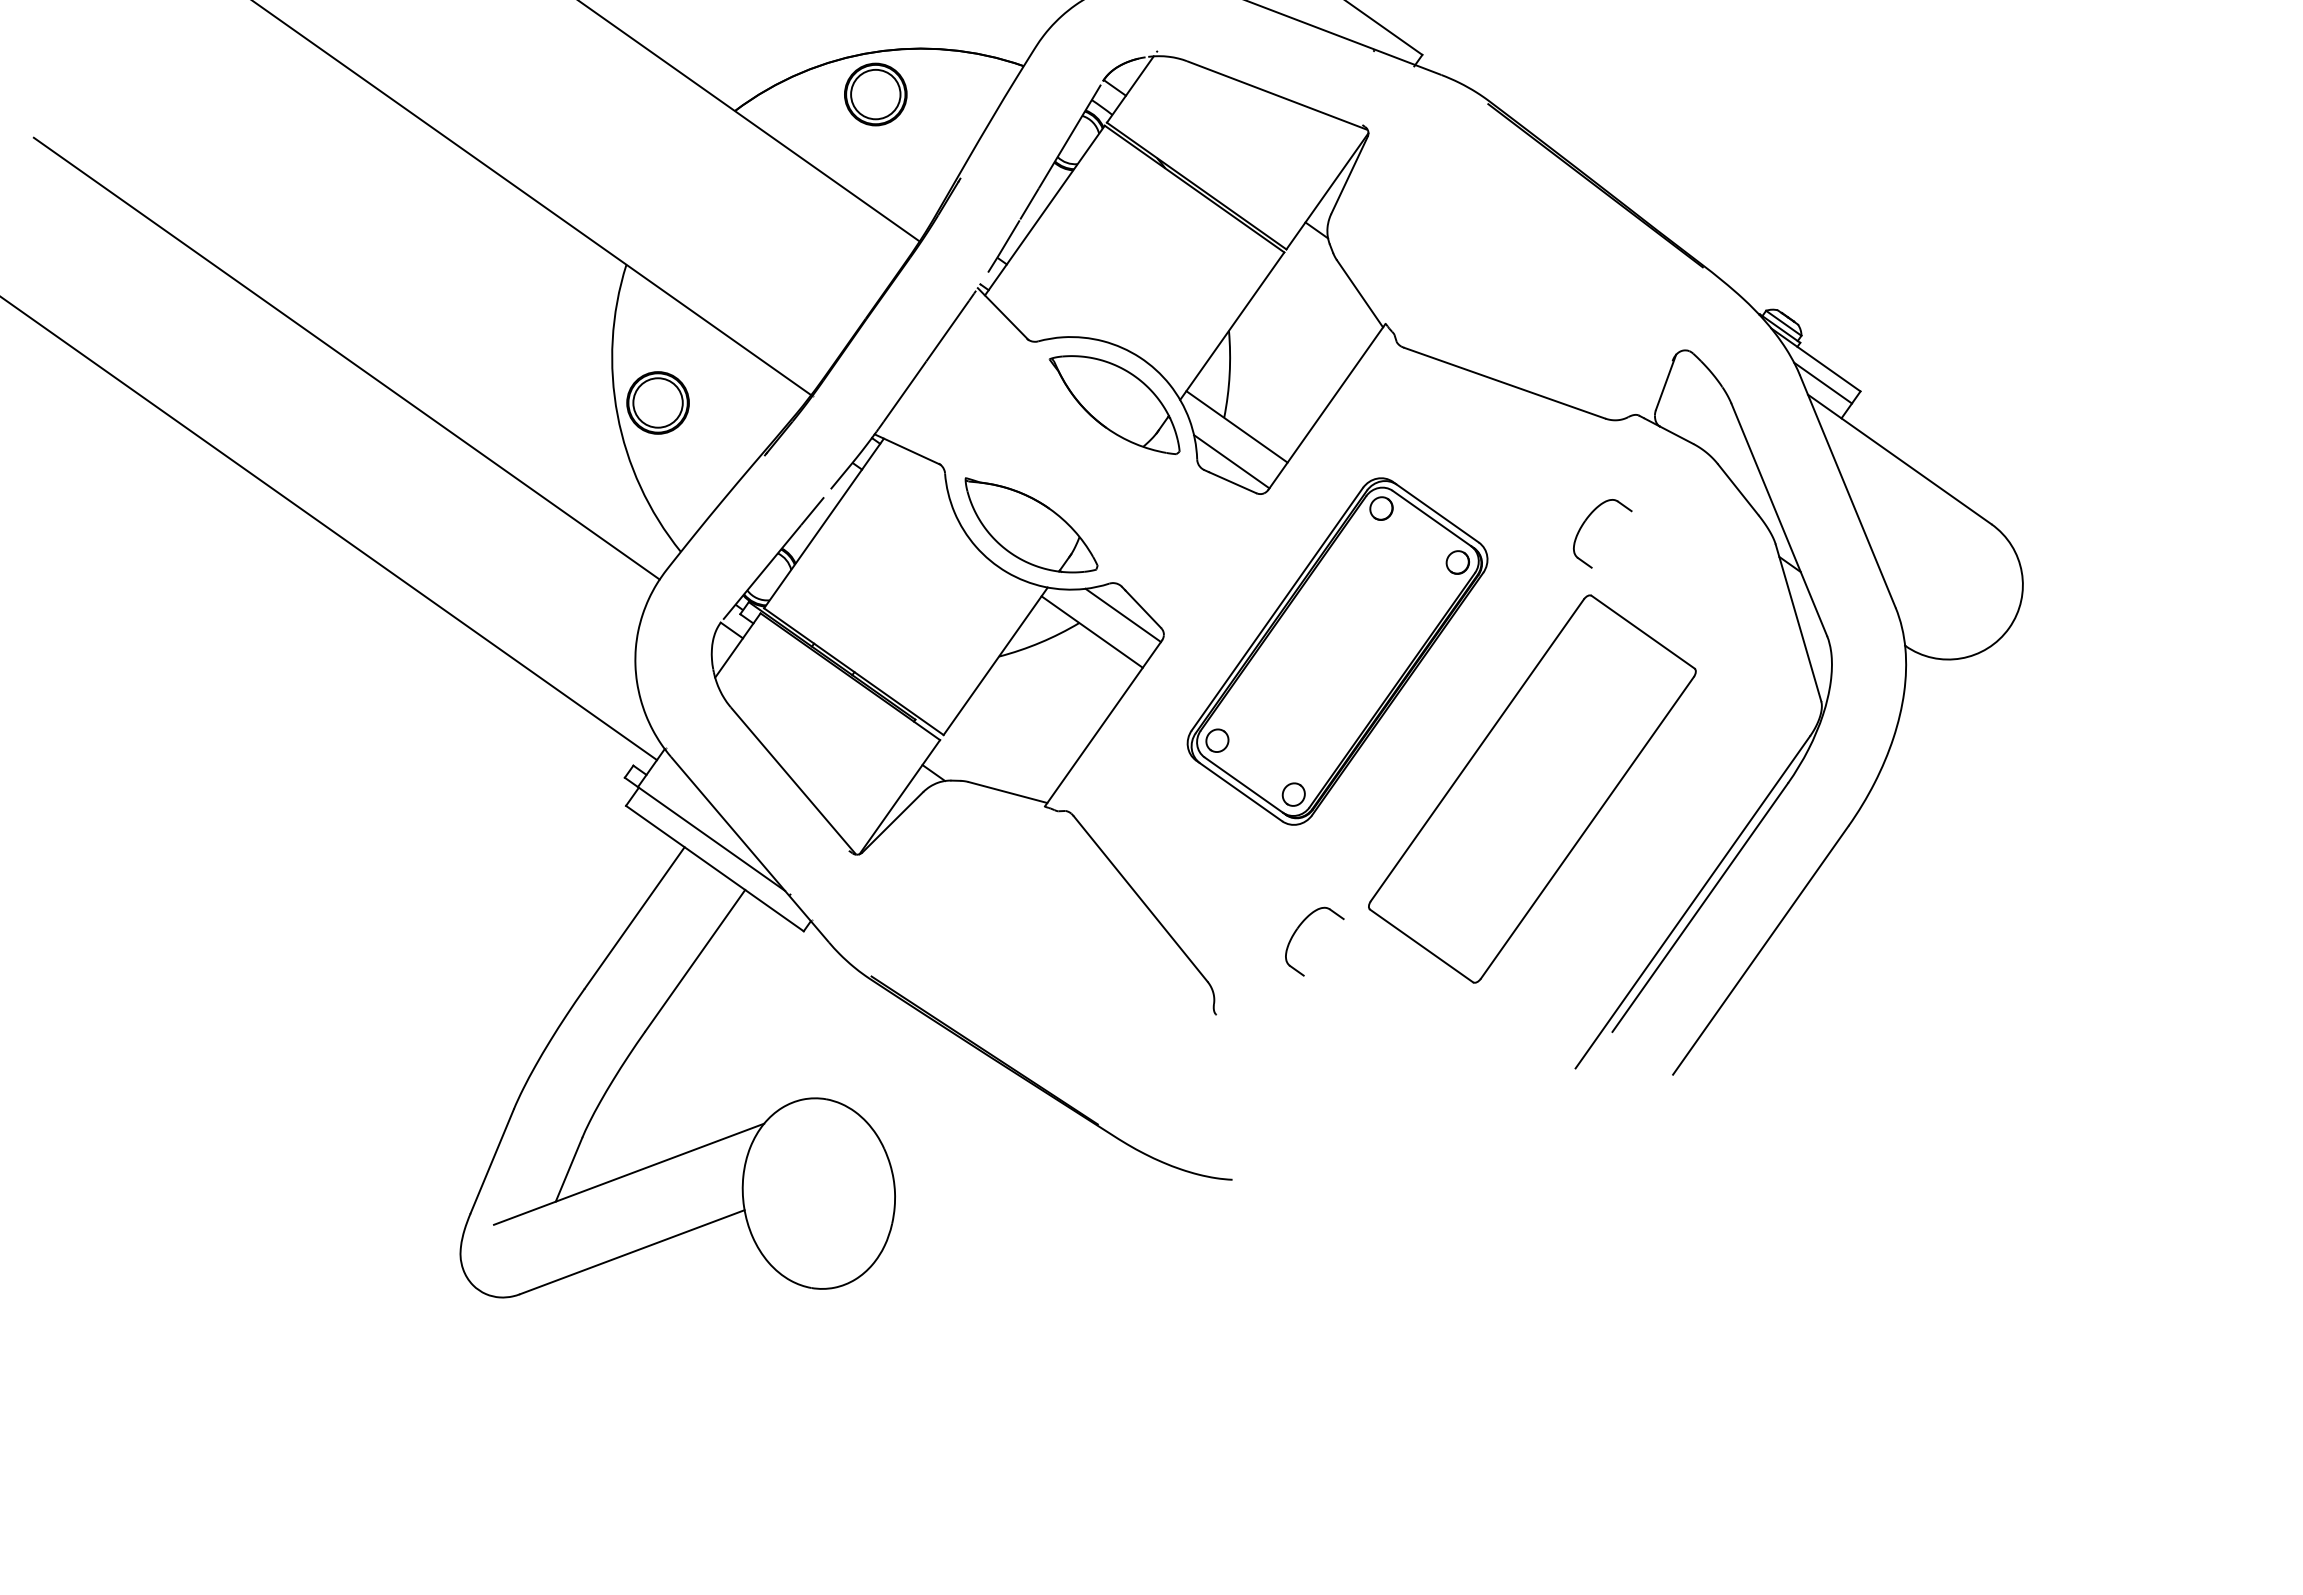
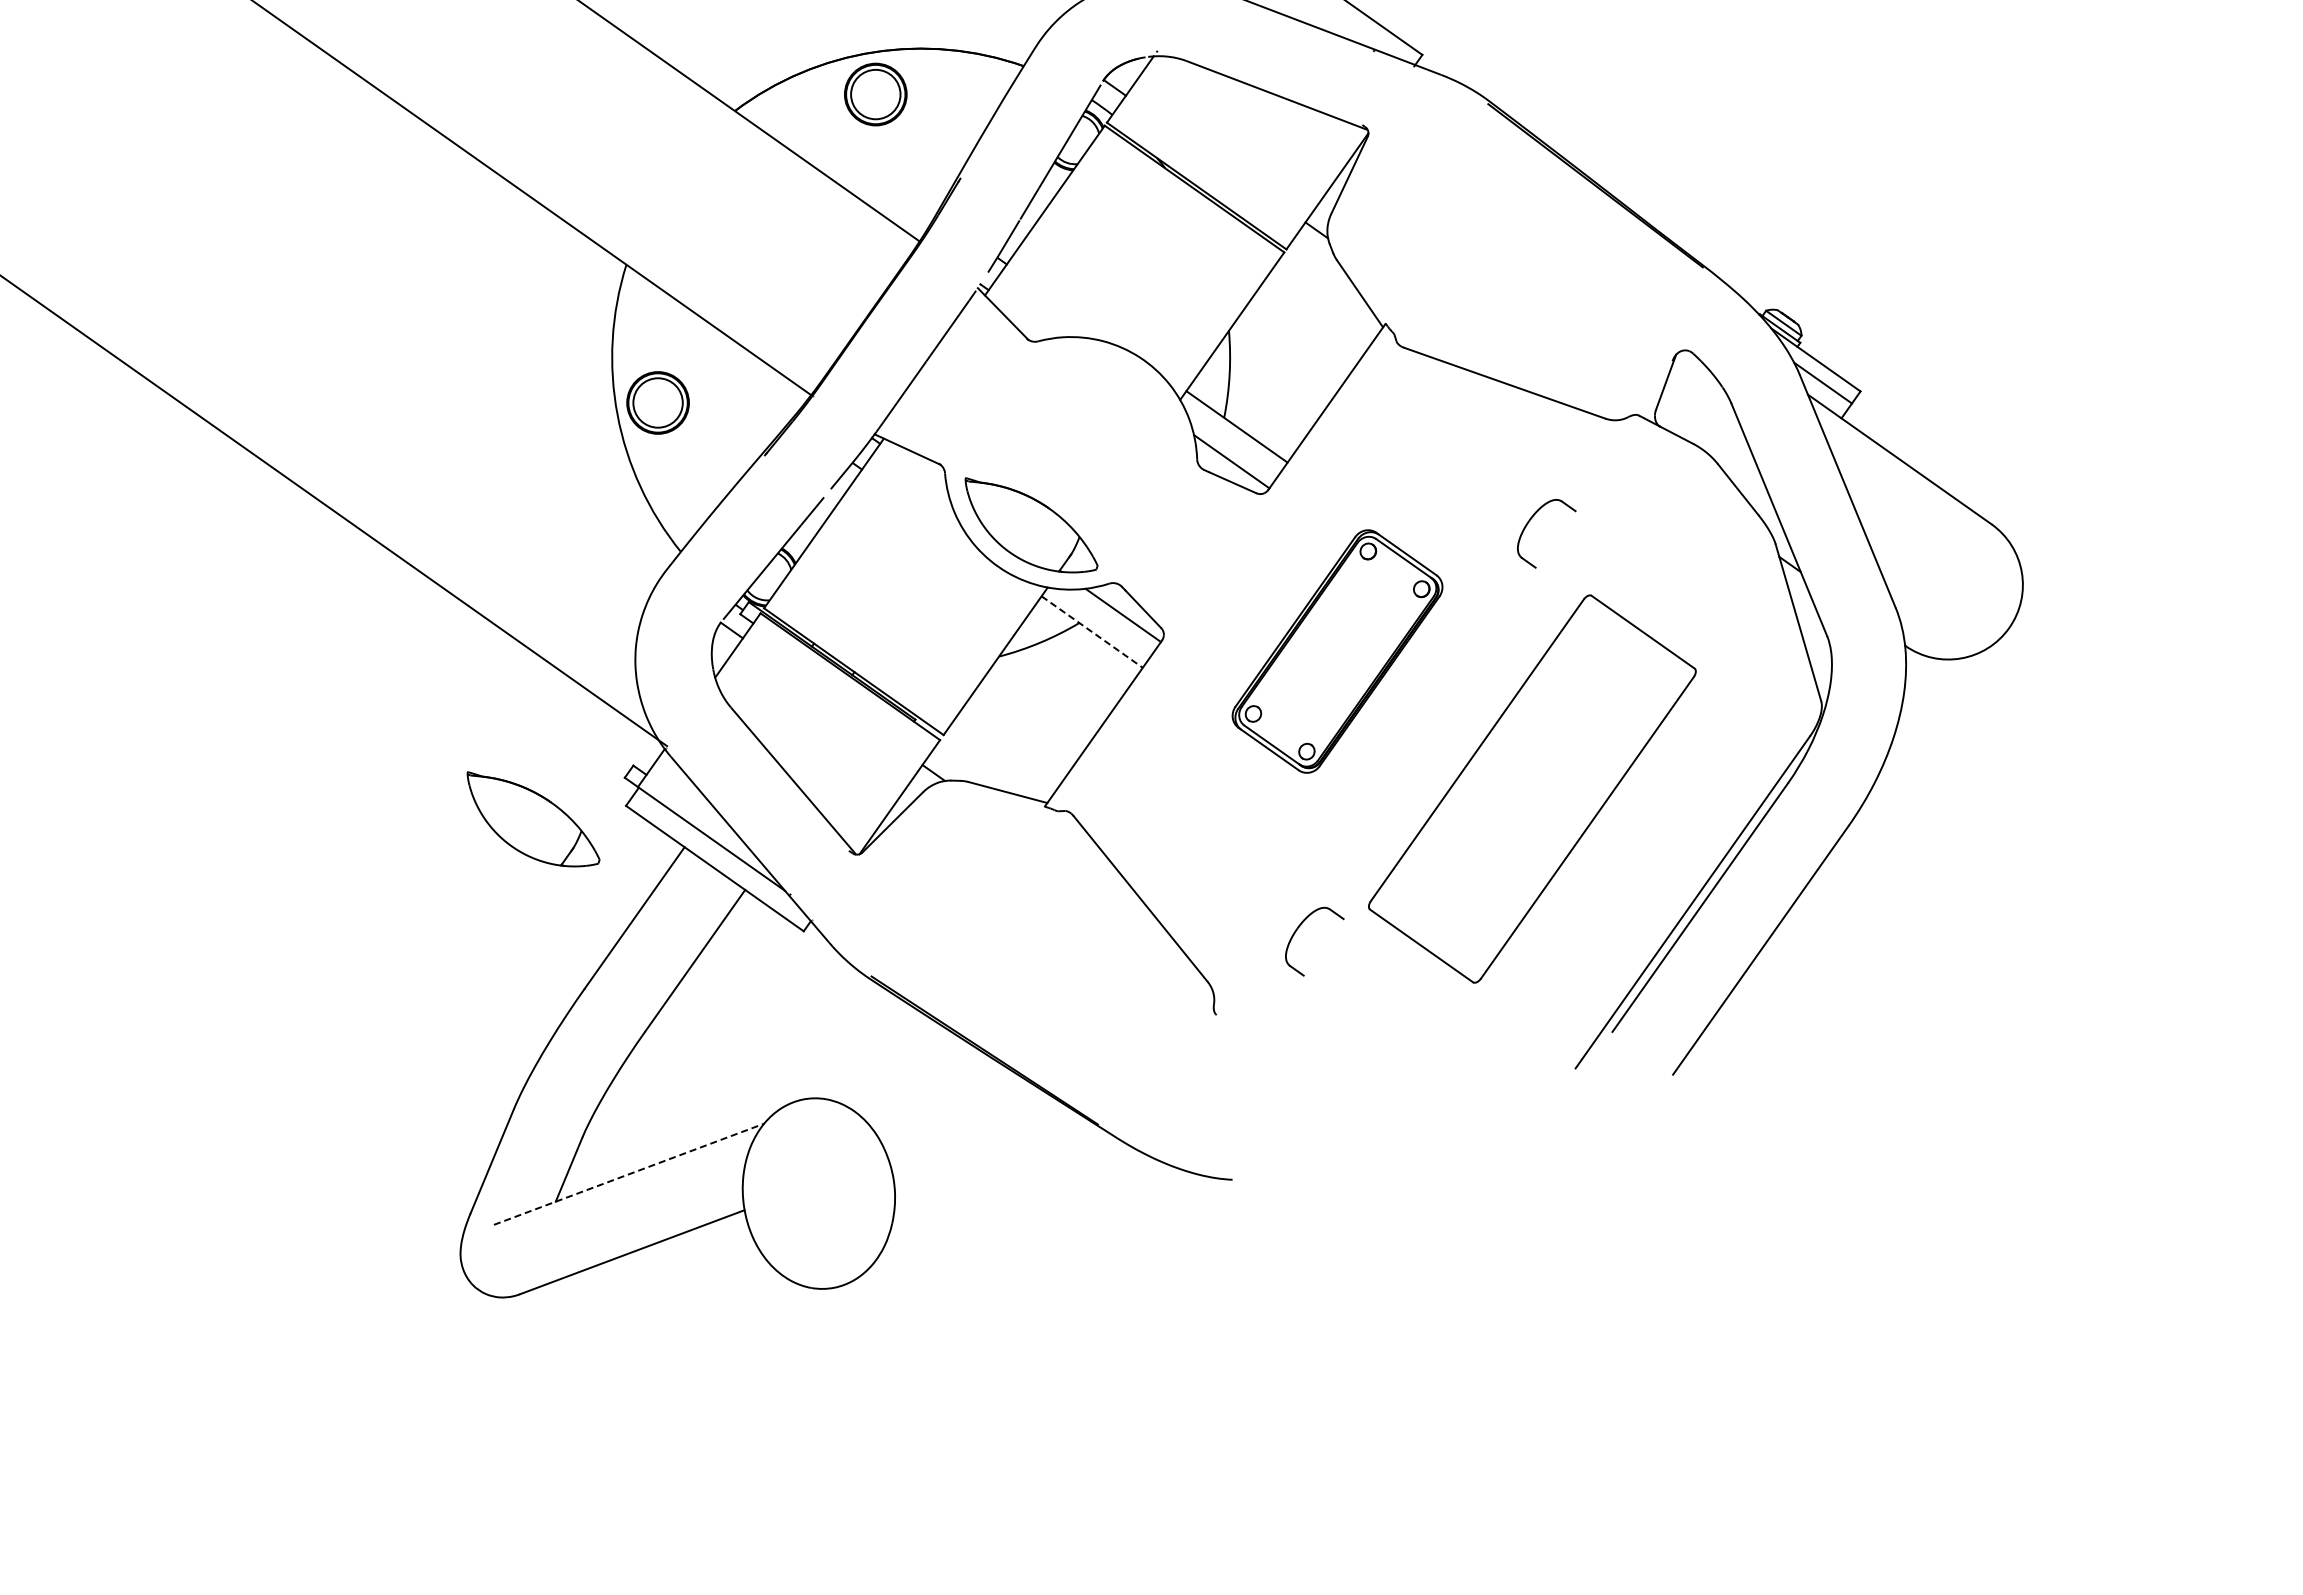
line: present -> none (346, 358)
part: present -> none (1114, 404)
part position: (1585, 522) -> (1529, 522) (1529, 522)
line position: (329, 529) -> (334, 511) (334, 511)
line: solid -> dashed (1092, 632)
part size: 303x349 px -> 213x245 px (1337, 651)
part: none -> present (533, 819)
line: solid -> dashed (629, 1174)
